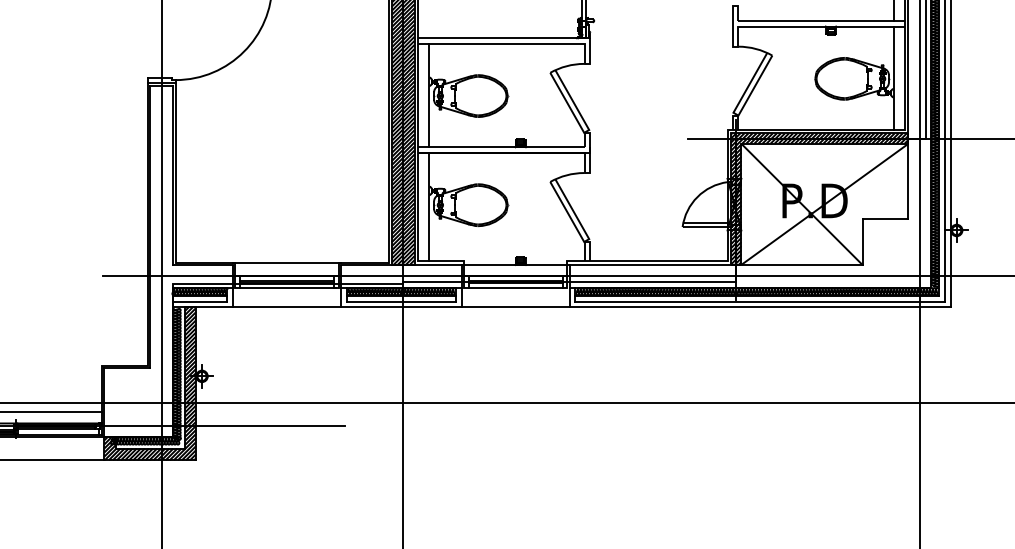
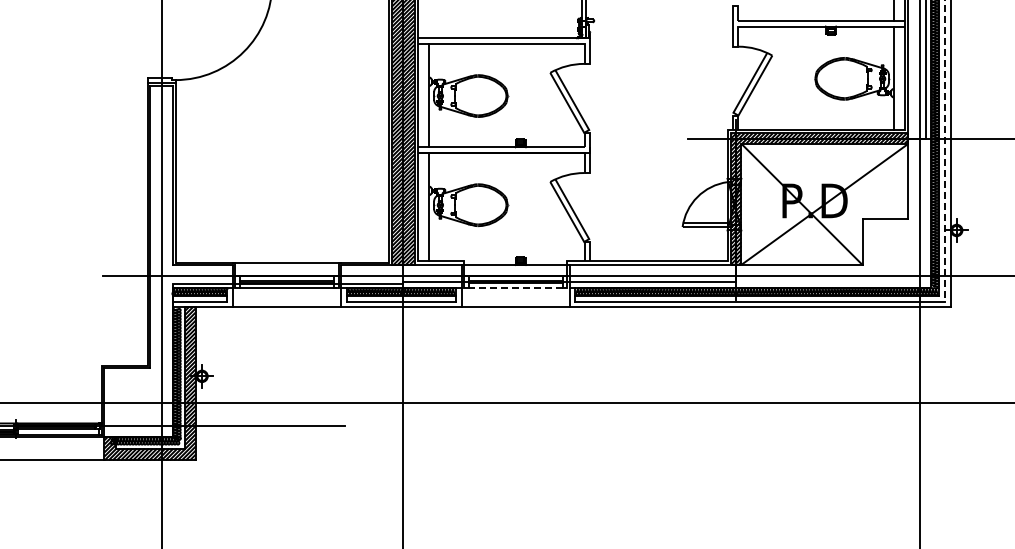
line: solid -> dashed (945, 151)
line: solid -> dashed (515, 287)
line: present -> none (52, 411)
